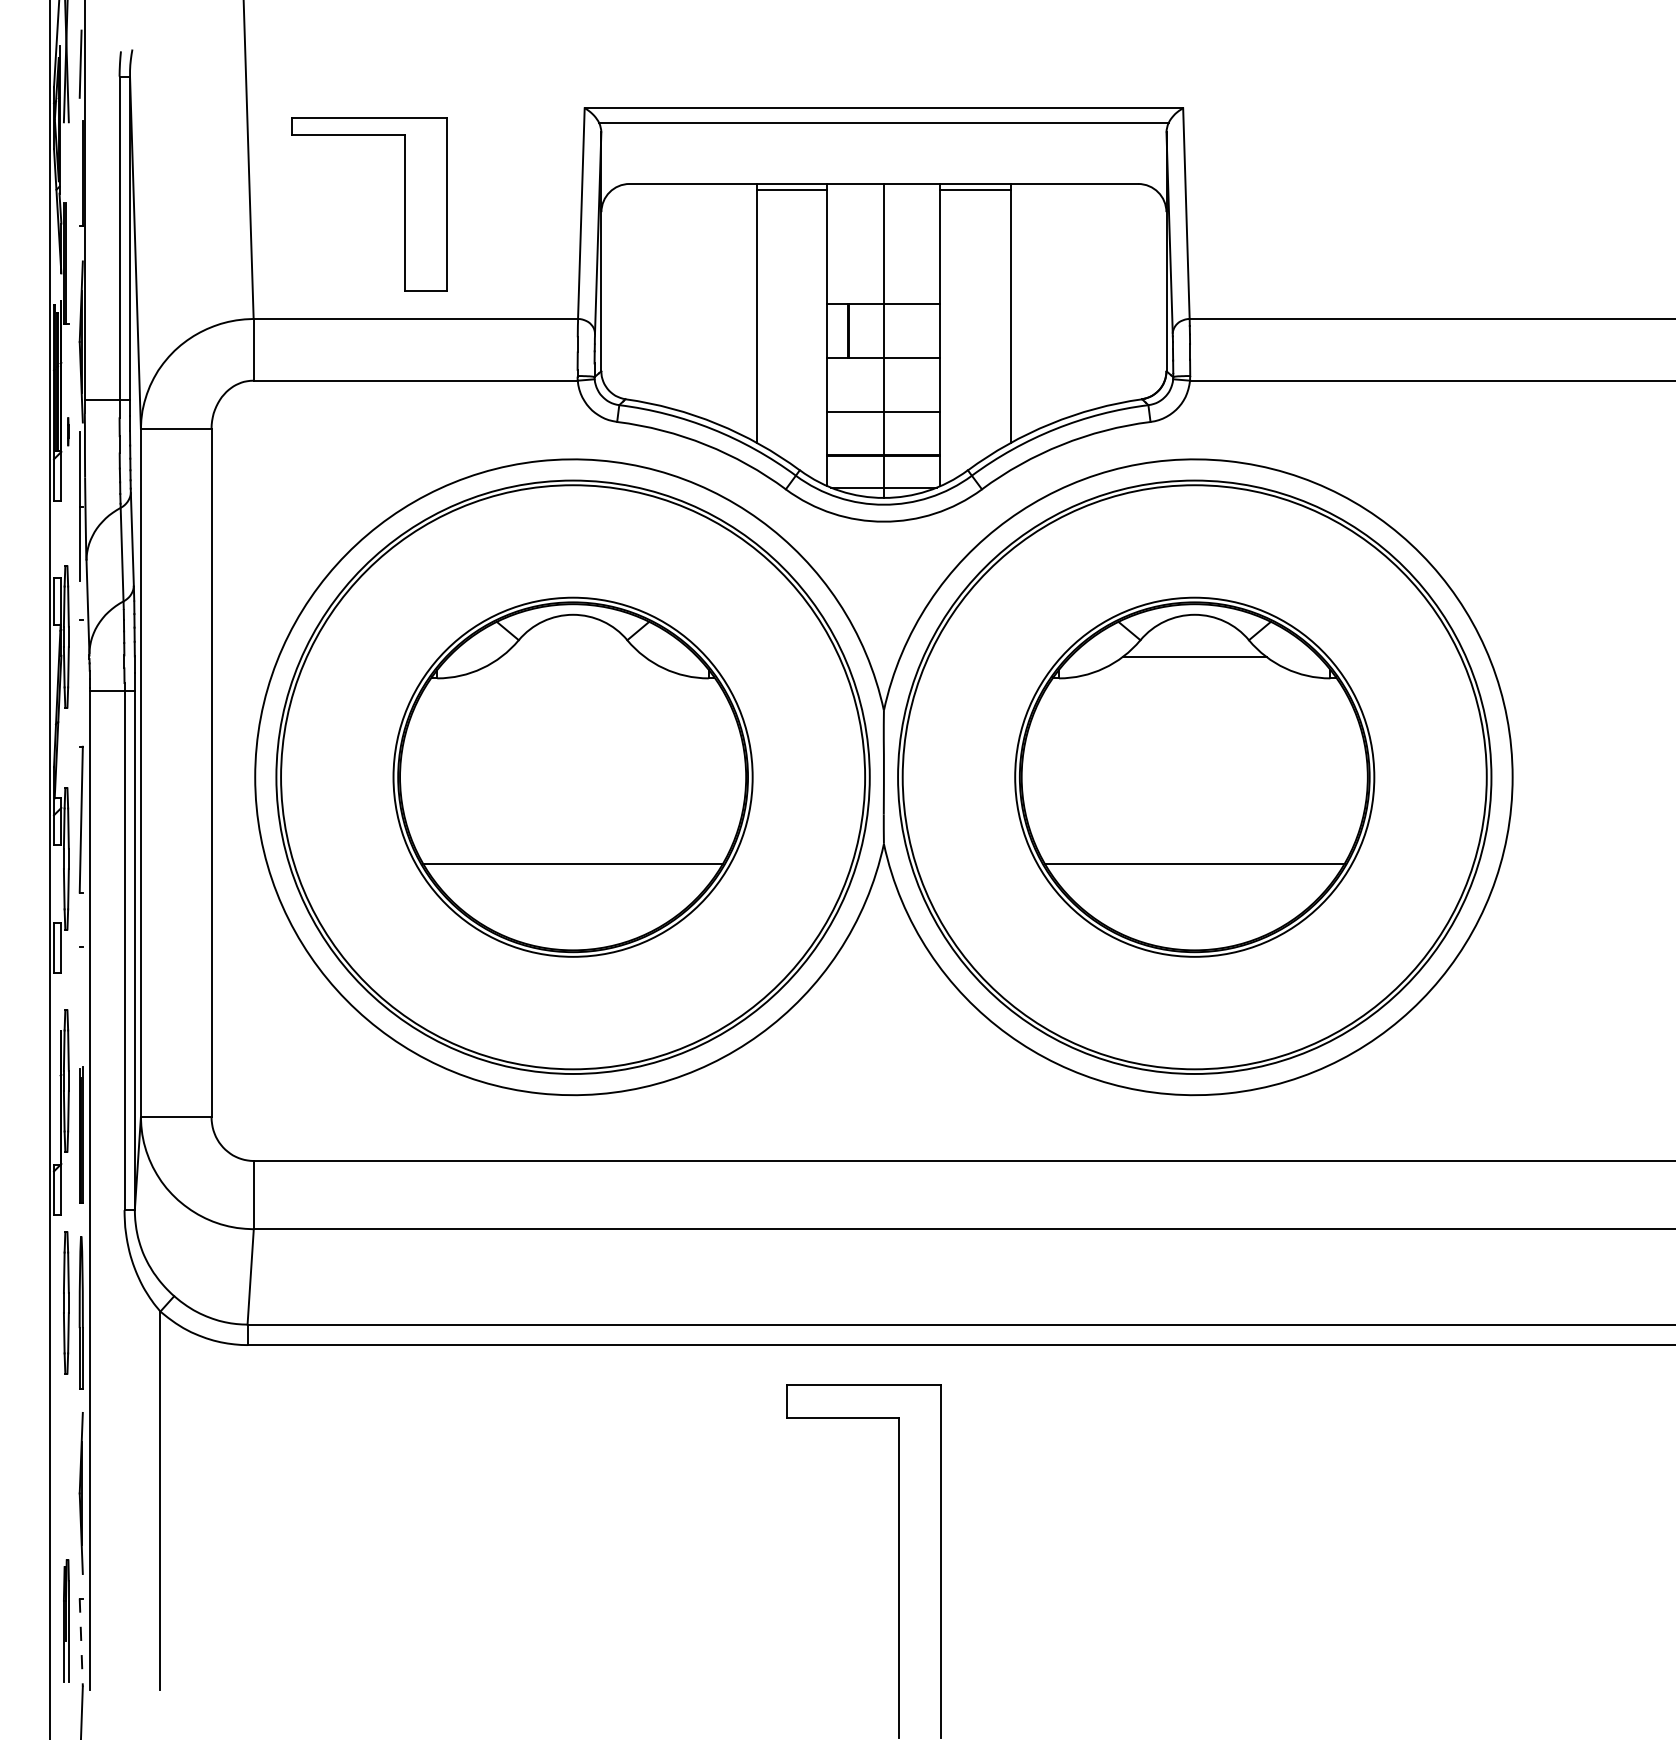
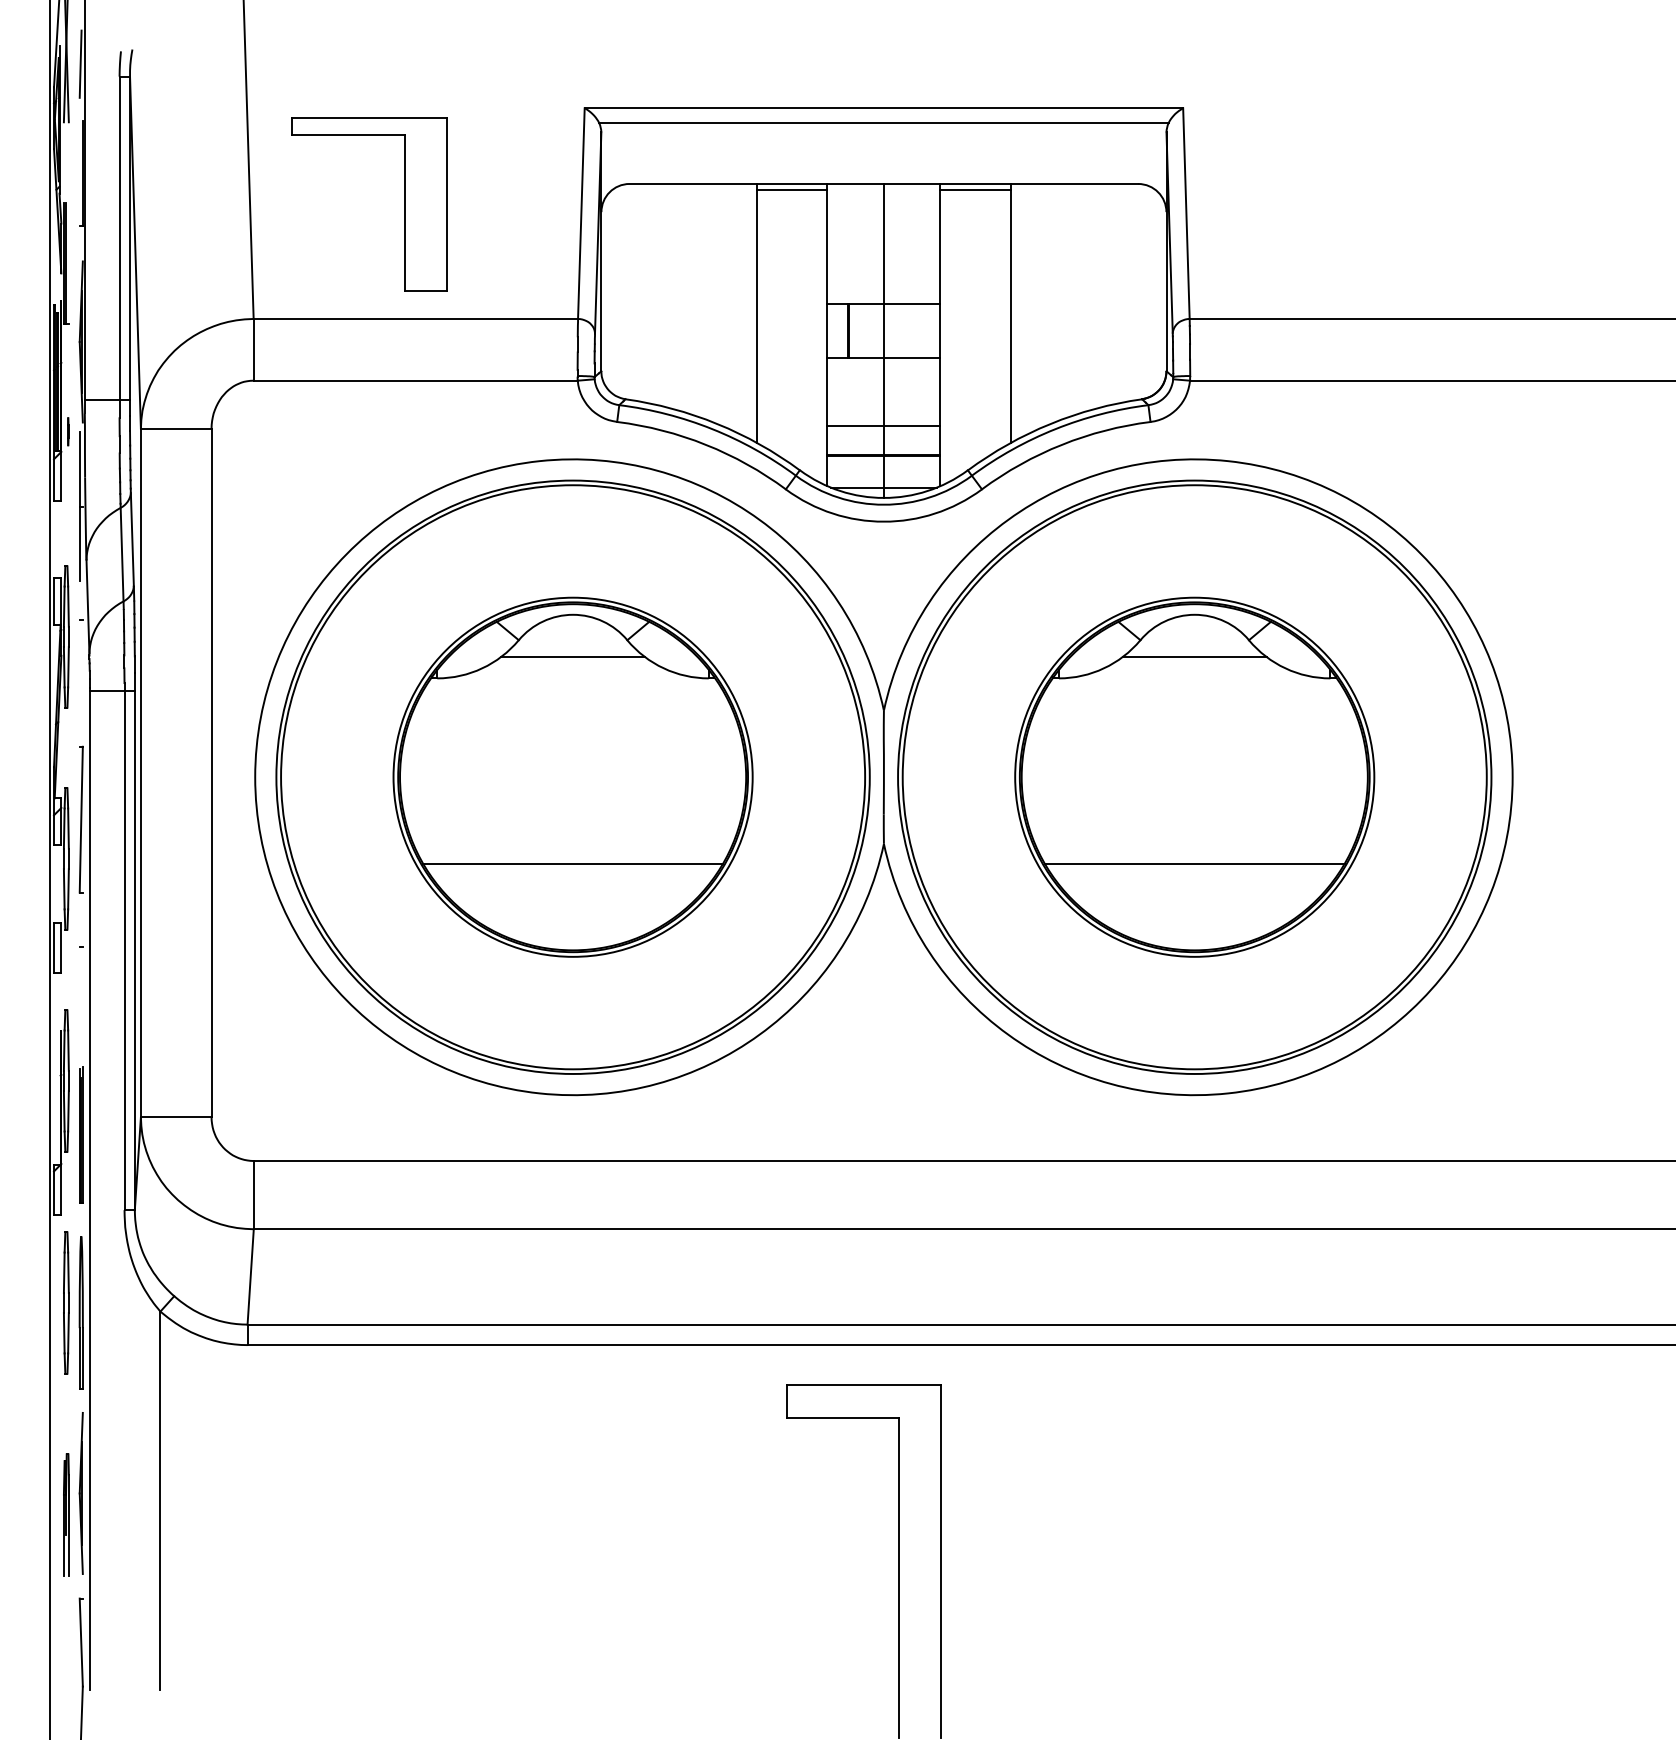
line position: (883, 412) -> (883, 426) (883, 426)
line: none -> present (572, 657)
part position: (66, 1620) -> (66, 1514) (66, 1514)
line: dashed -> solid (81, 1643)
